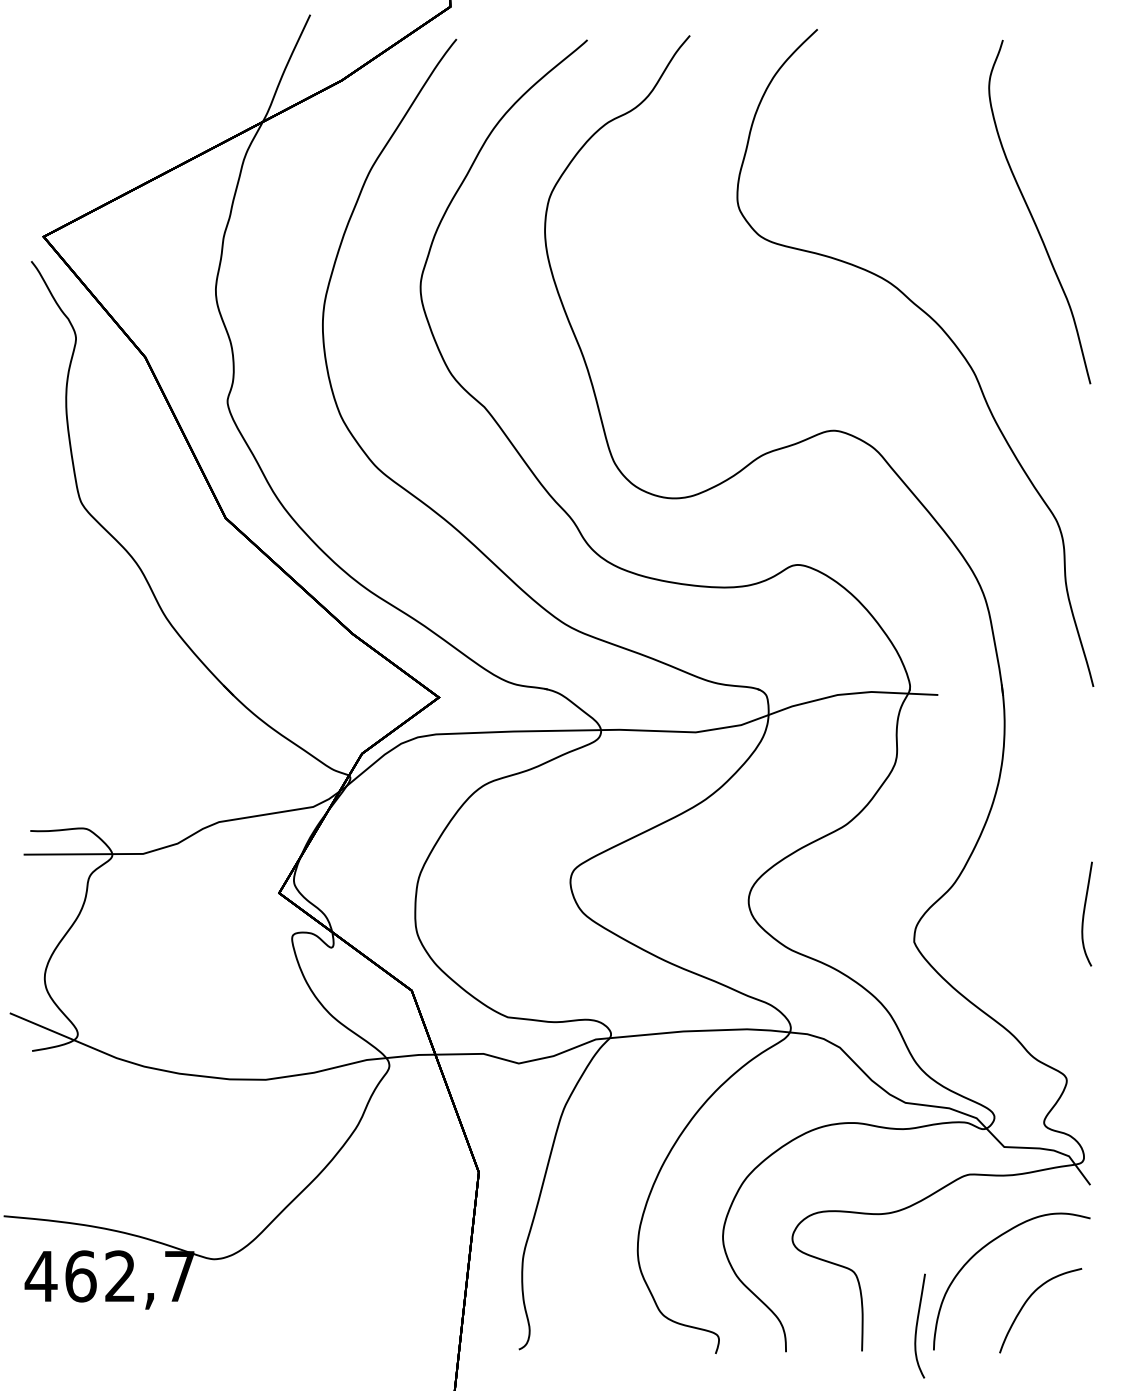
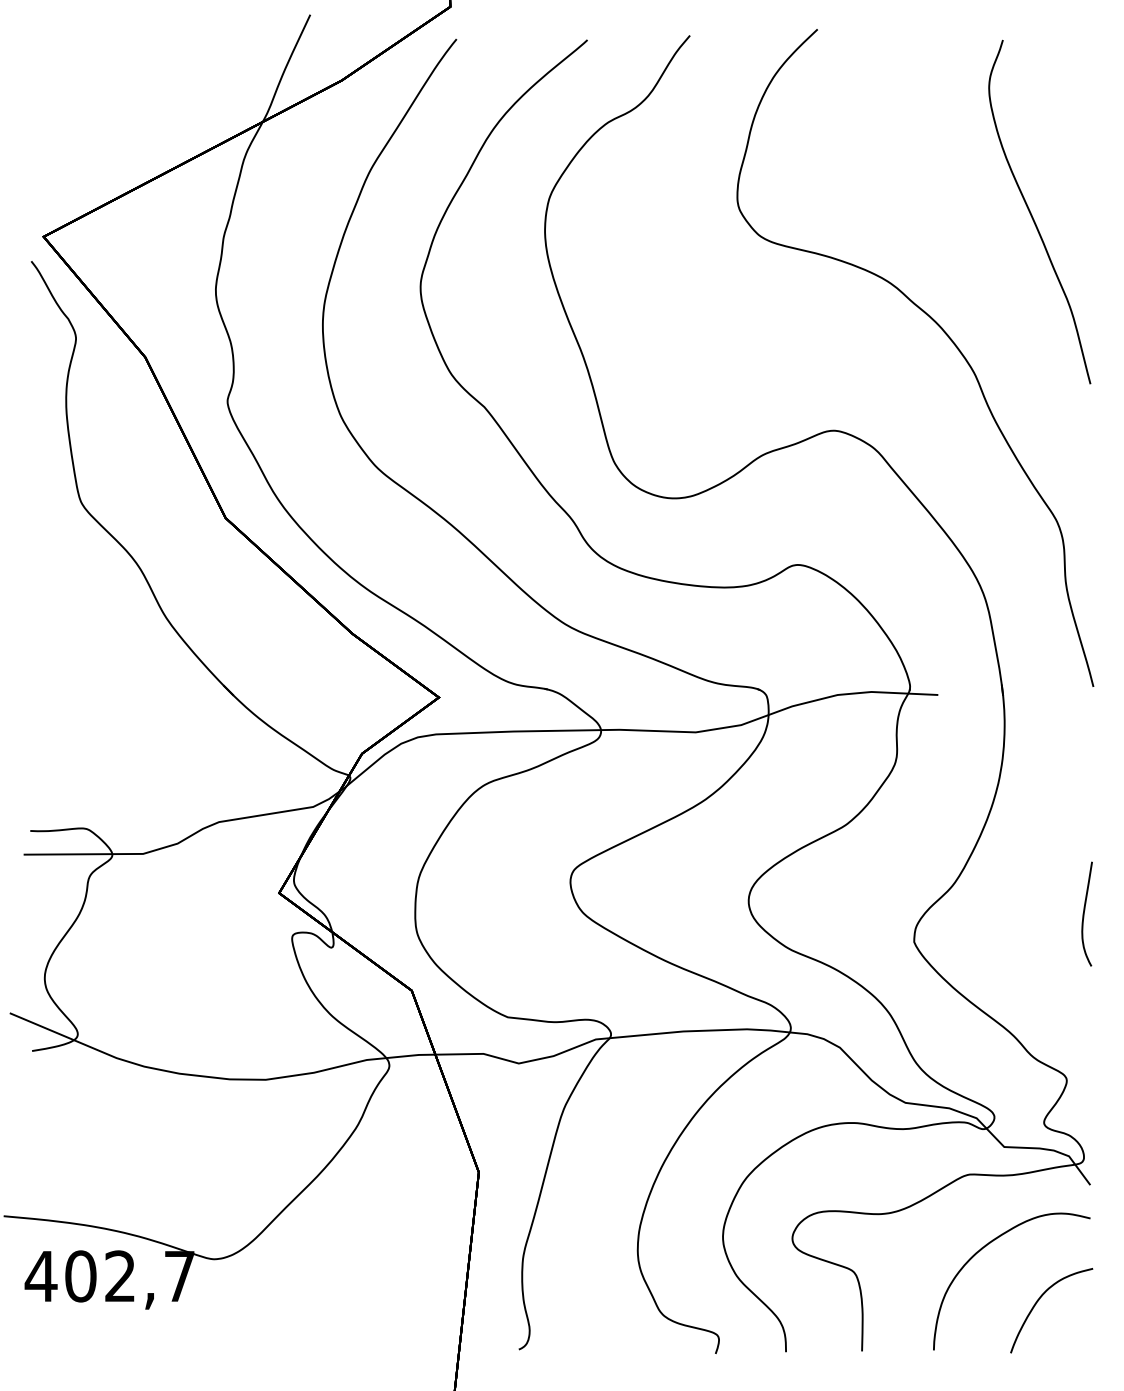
text: 462,7 -> 402,7 (80, 1276)
curve position: (1028, 1300) -> (1039, 1300) (1039, 1300)
curve: present -> none (917, 1325)
